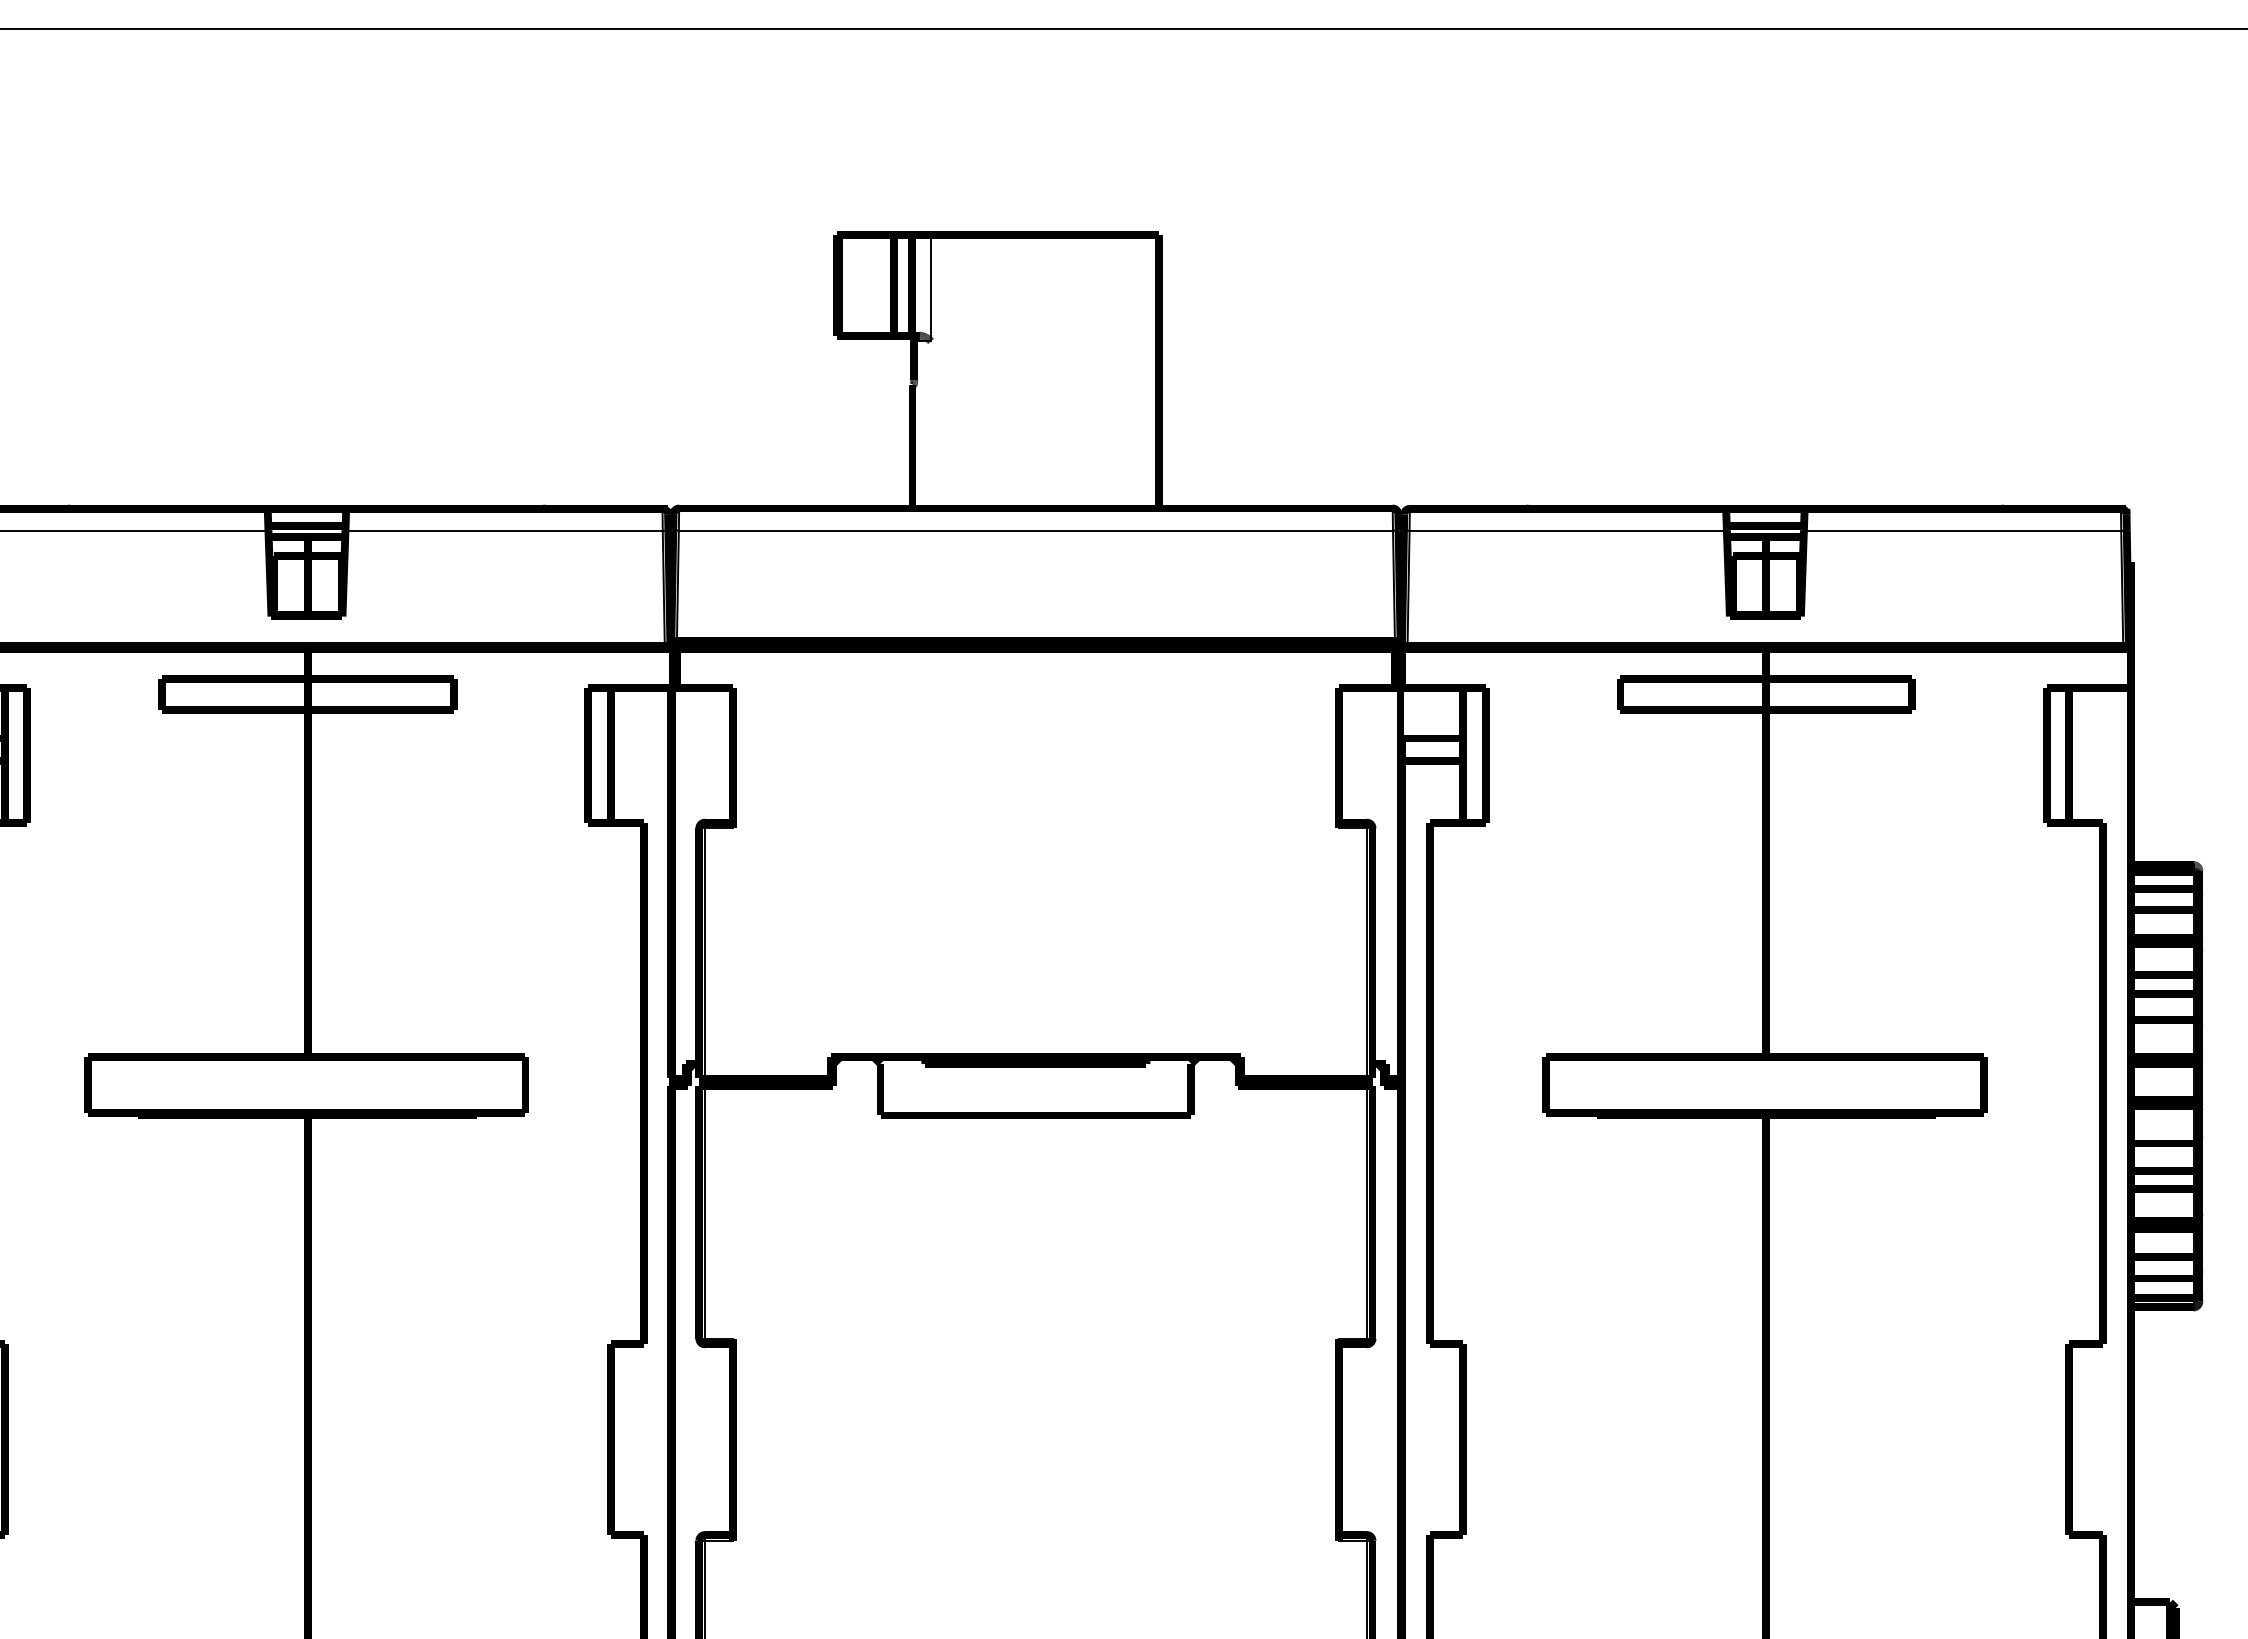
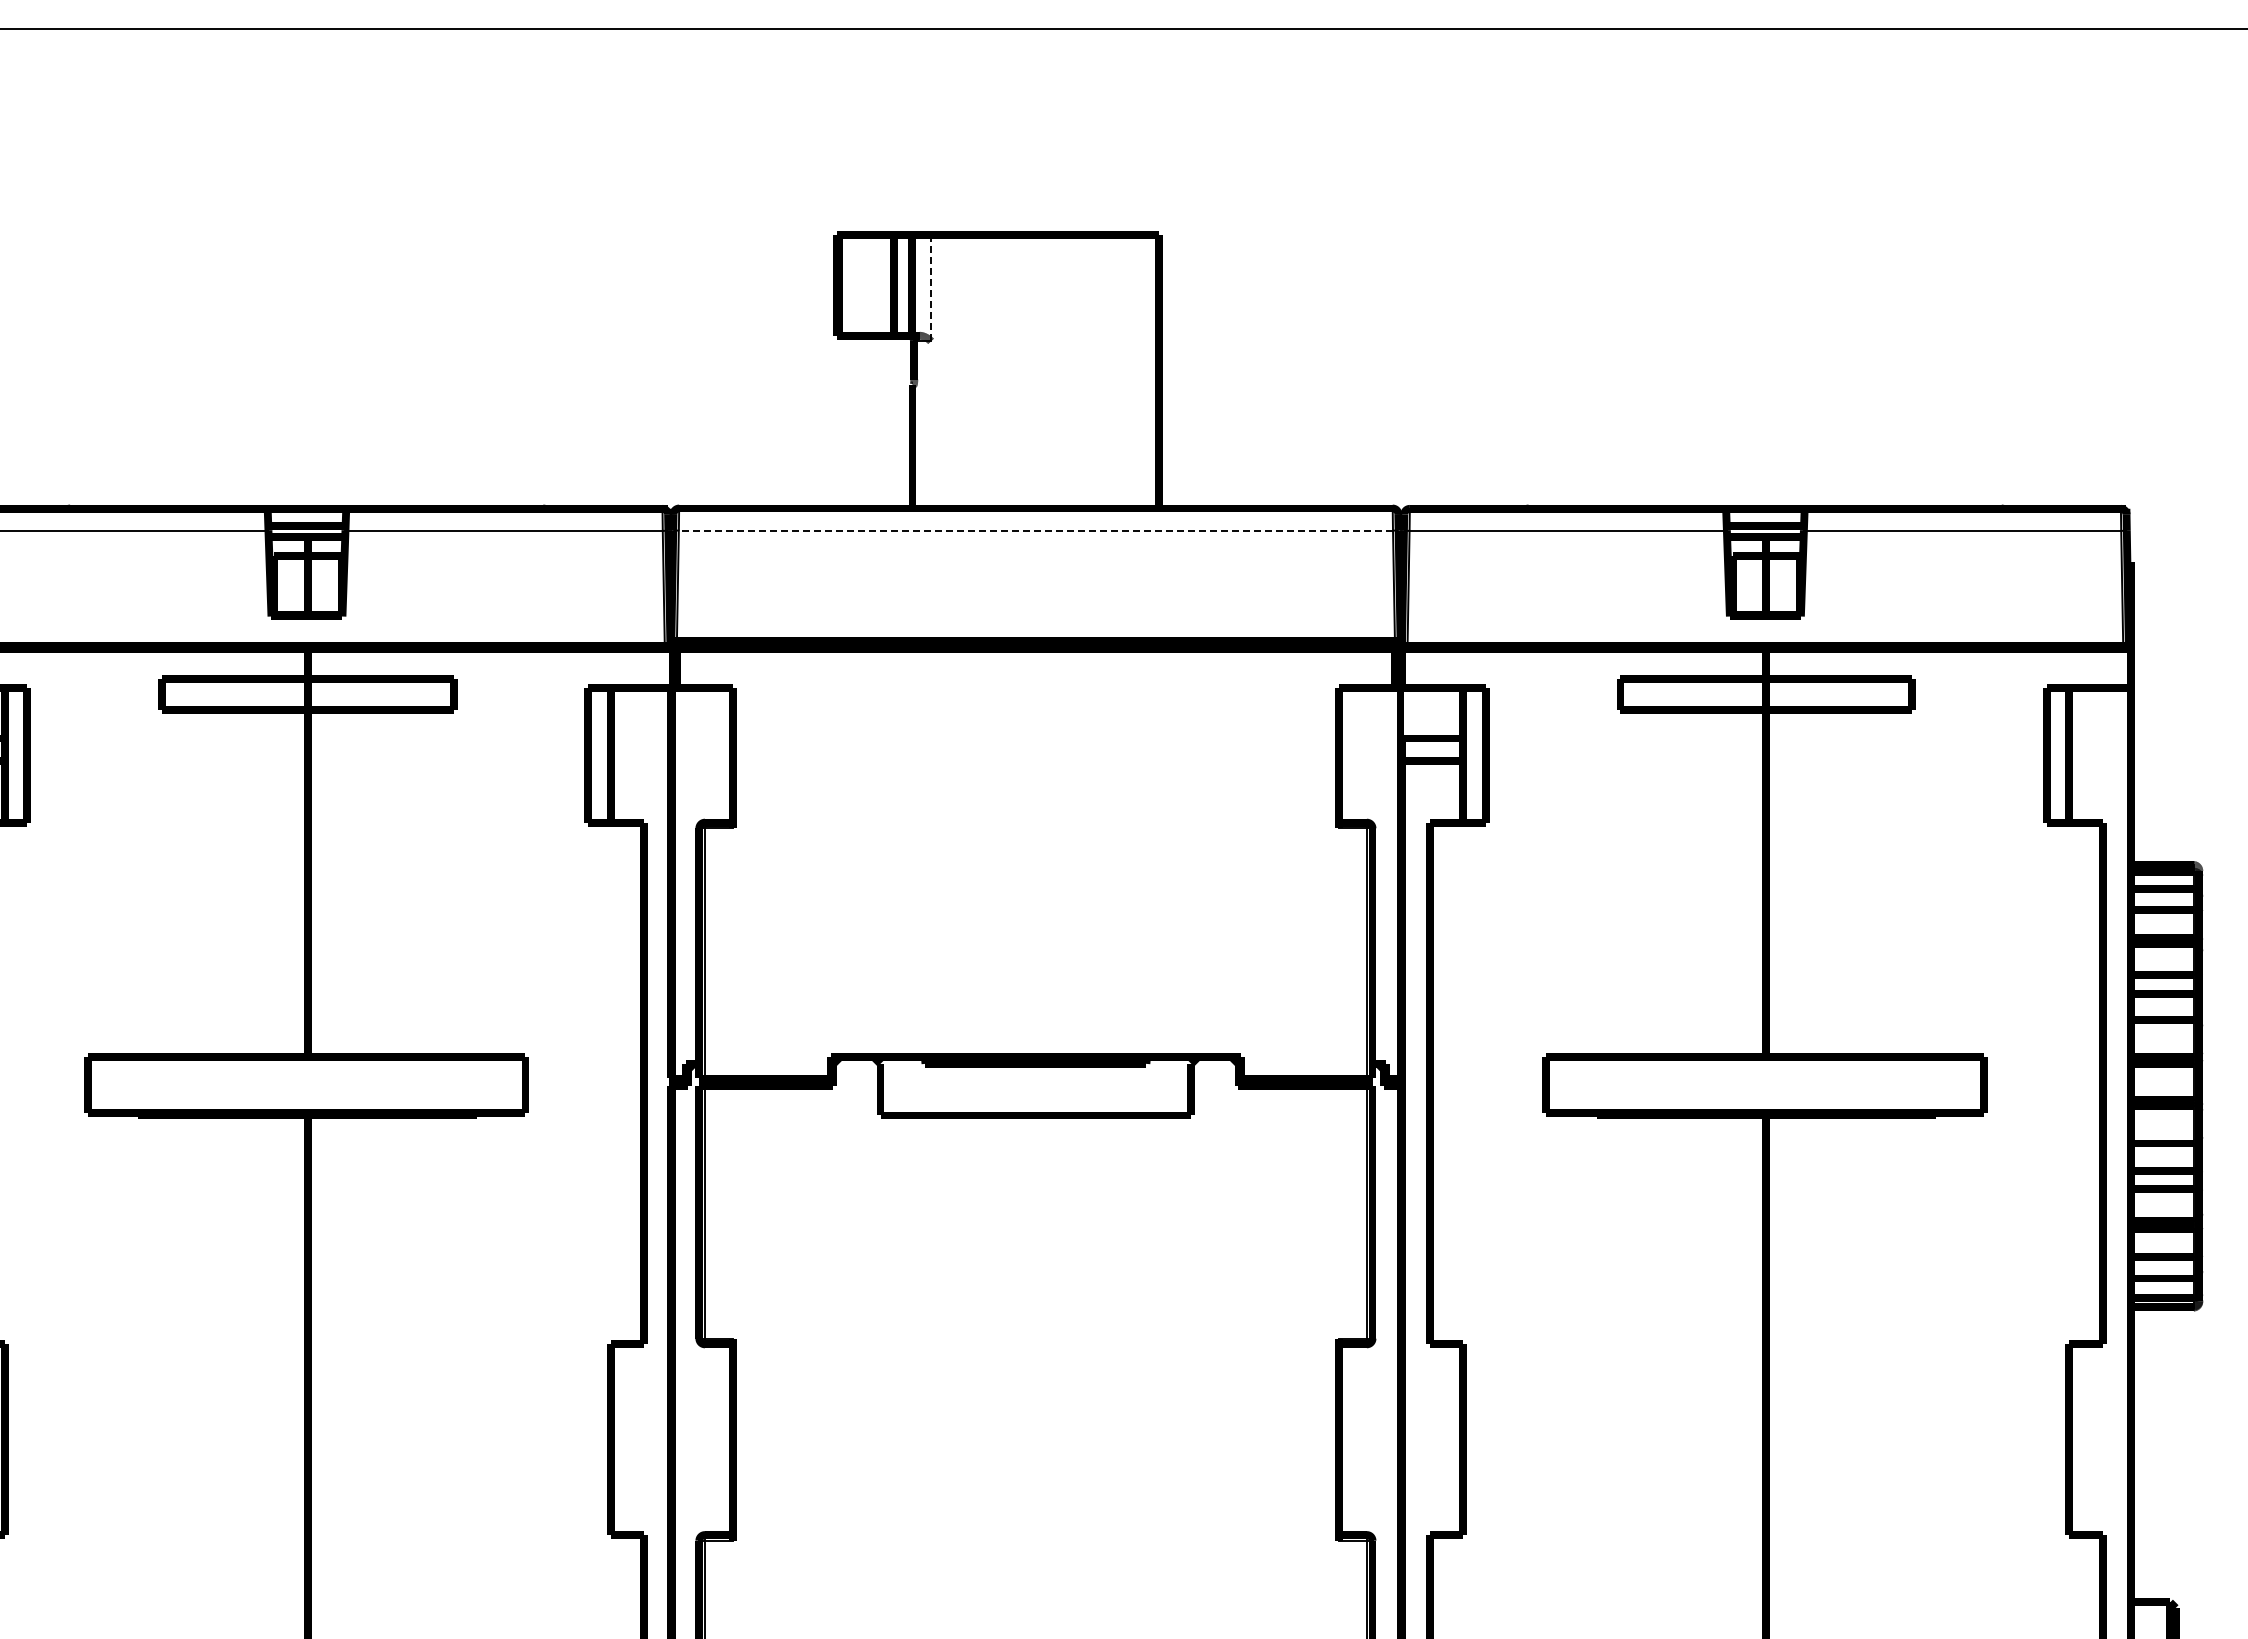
line: solid -> dashed (931, 288)
line: solid -> dashed (1035, 530)
